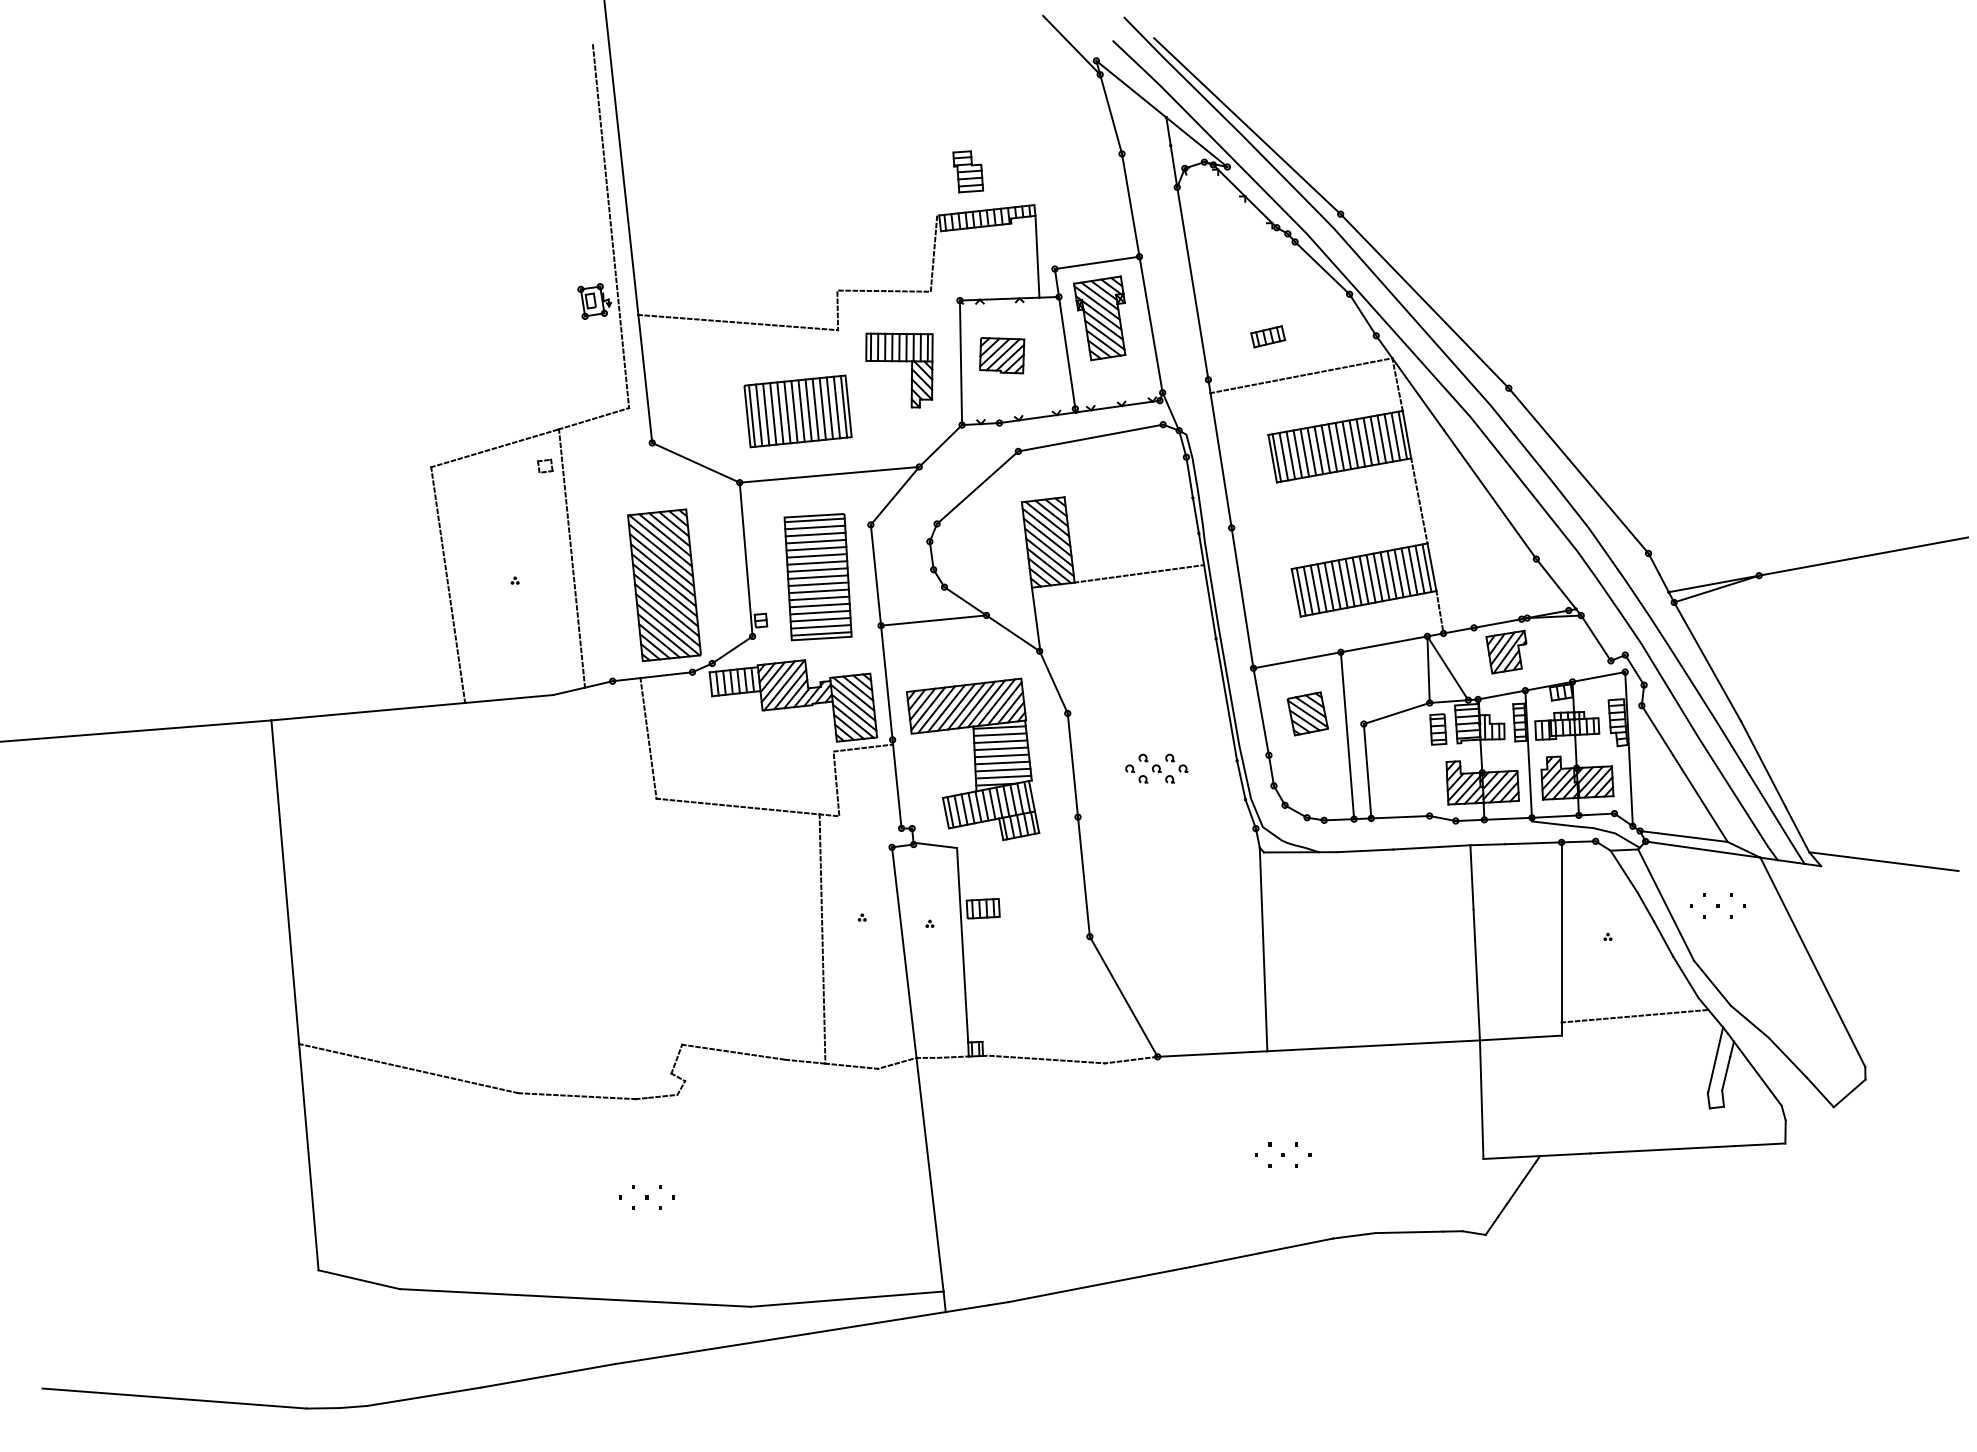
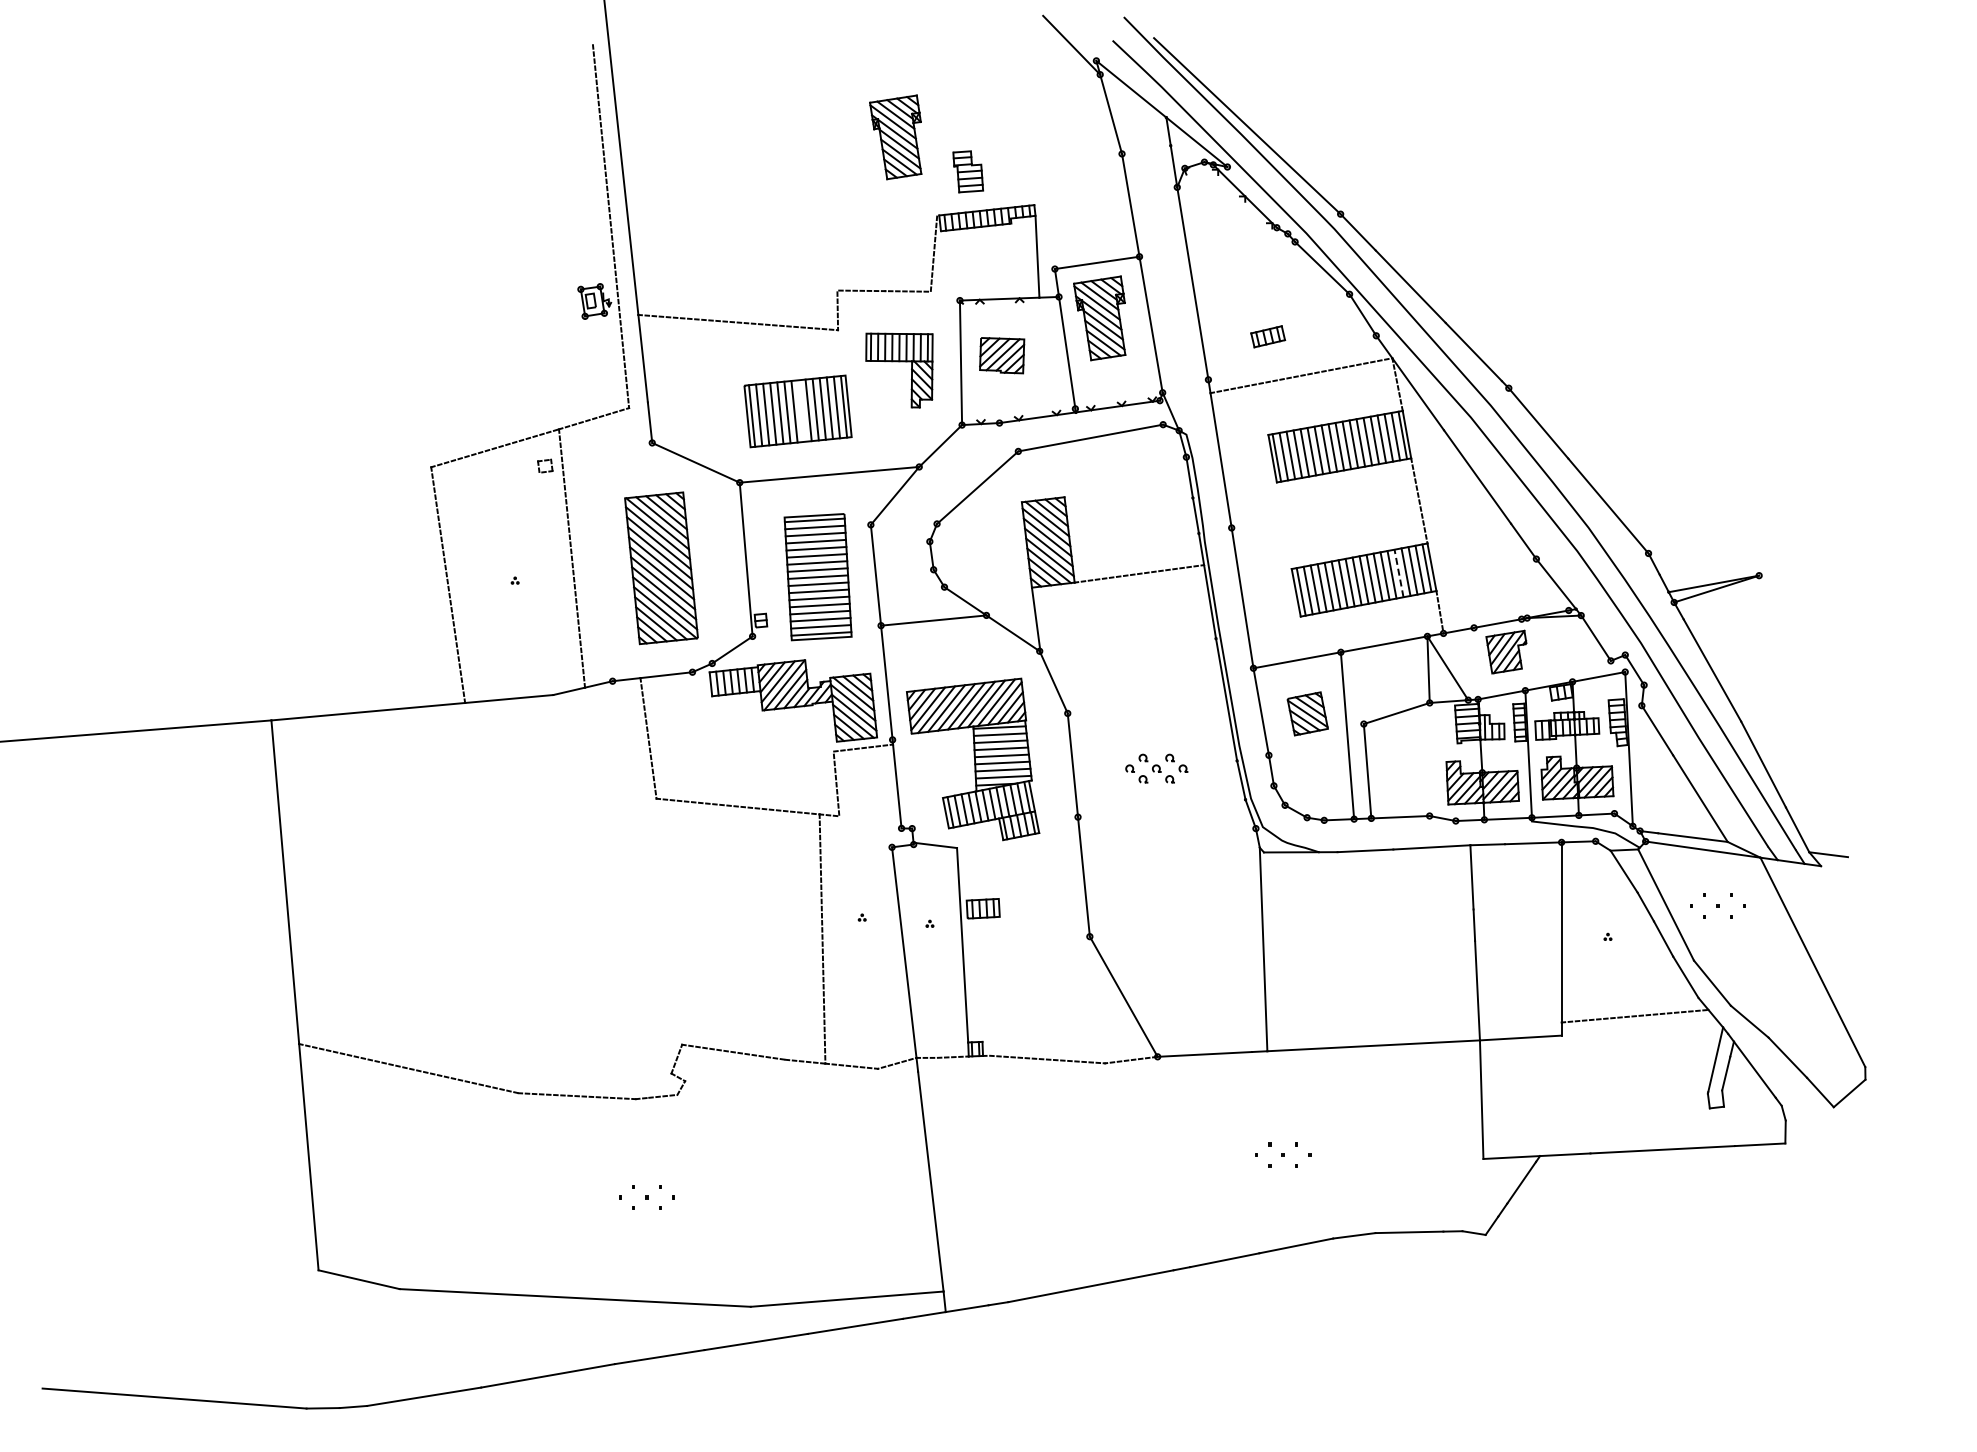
part: none -> present (895, 137)
line: present -> none (801, 410)
line: present -> none (1863, 556)
line: solid -> dashed (1398, 573)
part position: (664, 585) -> (661, 568) (661, 568)
part: present -> none (1438, 729)
line: present -> none (1903, 864)
